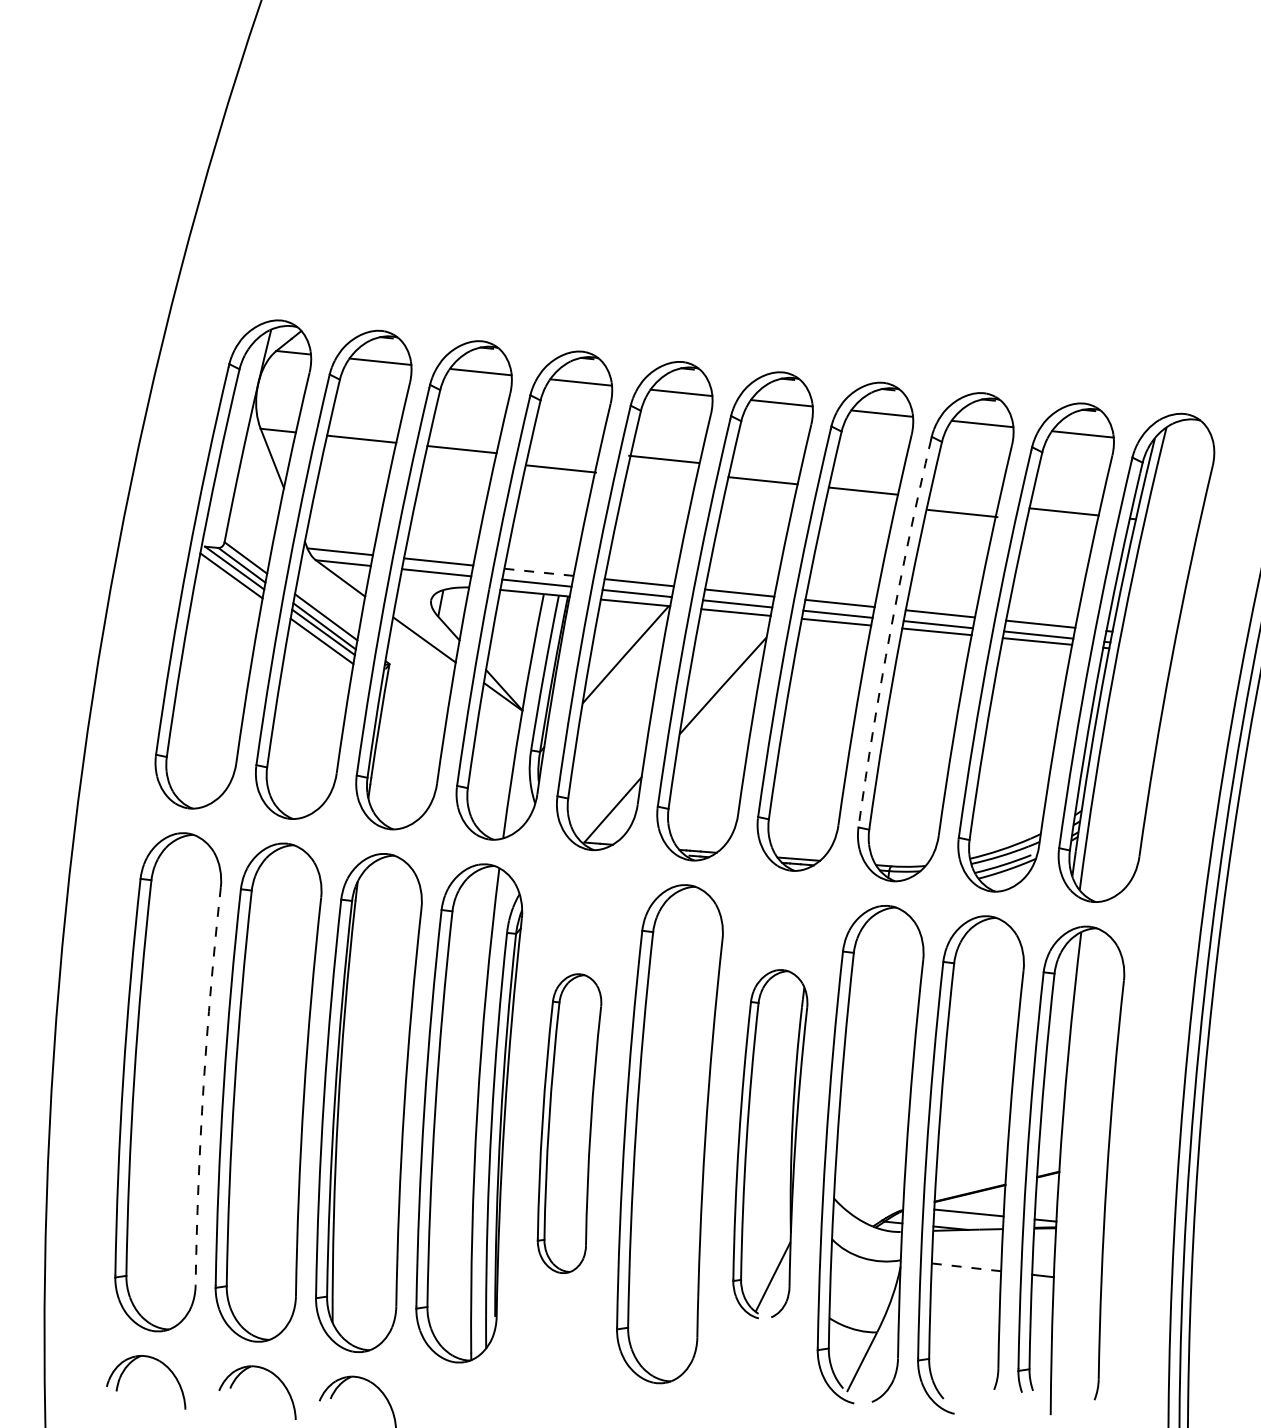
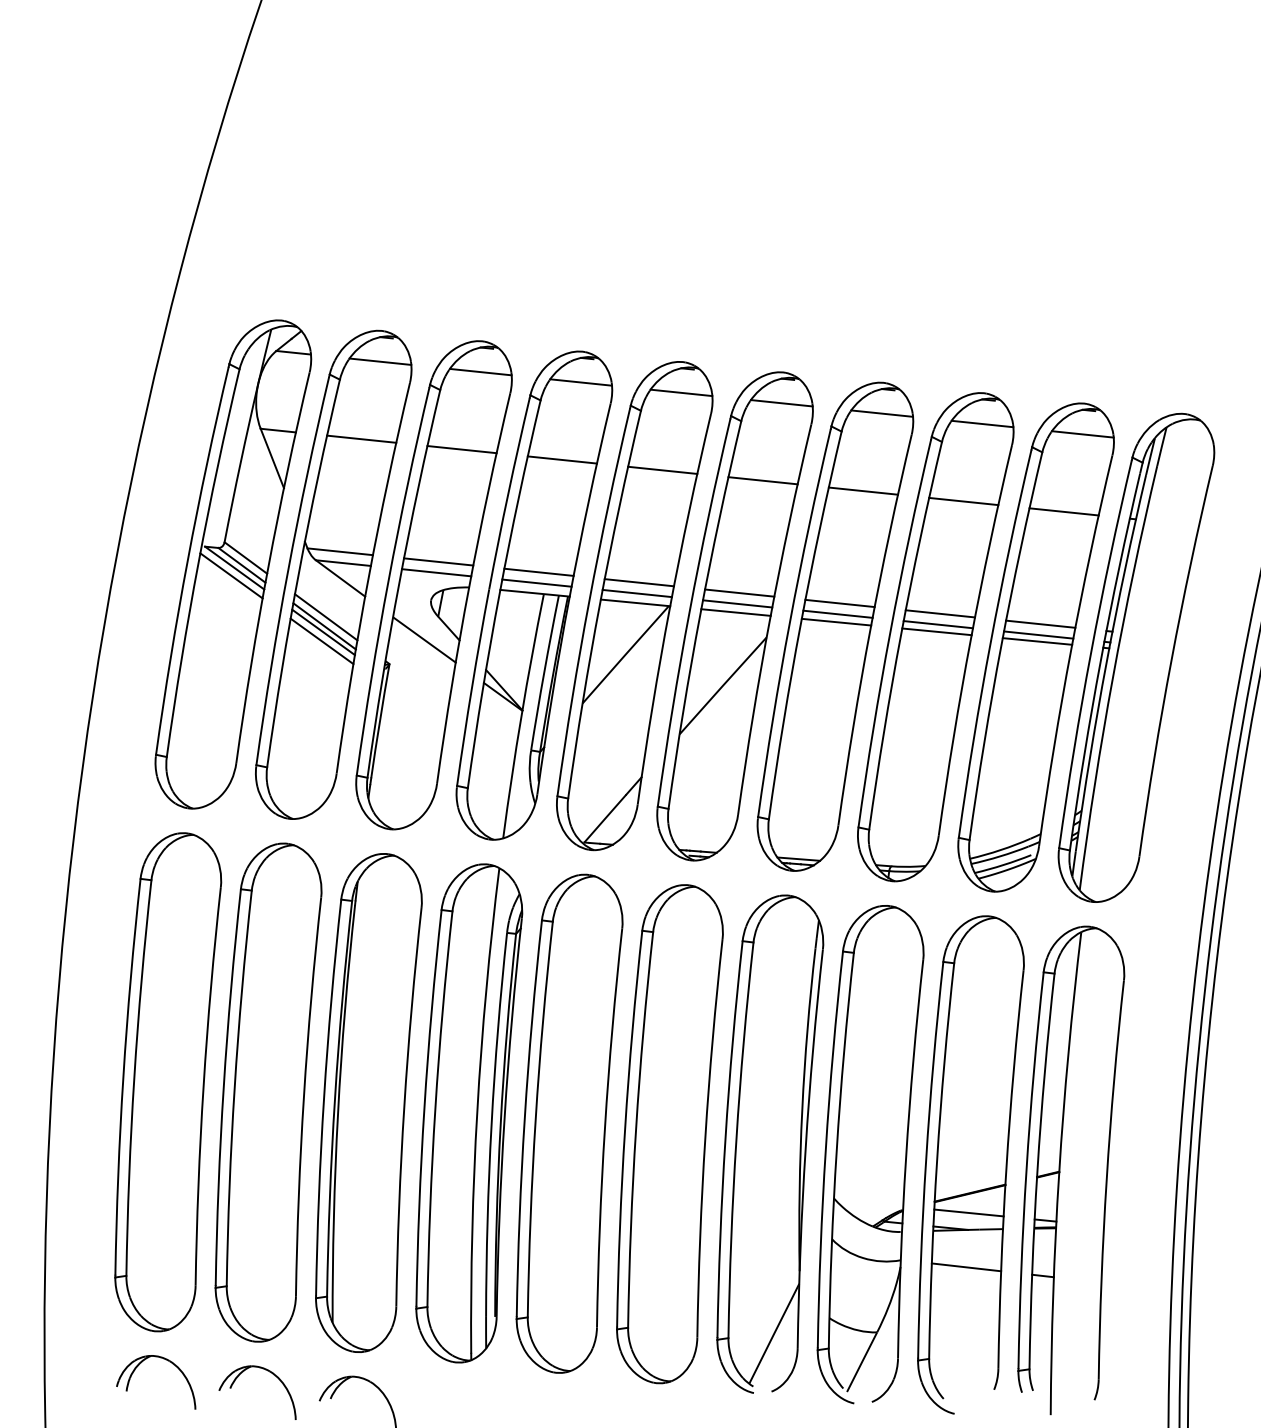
line position: (663, 458) -> (662, 469) (662, 469)
line position: (560, 468) -> (561, 459) (561, 459)
line position: (962, 513) -> (963, 501) (963, 501)
line: dashed -> solid (539, 572)
arc: dashed -> solid (890, 632)
arc: dashed -> solid (203, 1086)
part size: 67x301 px -> 109x501 px (569, 1123)
part size: 77x351 px -> 109x500 px (770, 1143)
line: dashed -> solid (966, 1267)
part position: (159, 1362) -> (169, 1362) (169, 1362)
